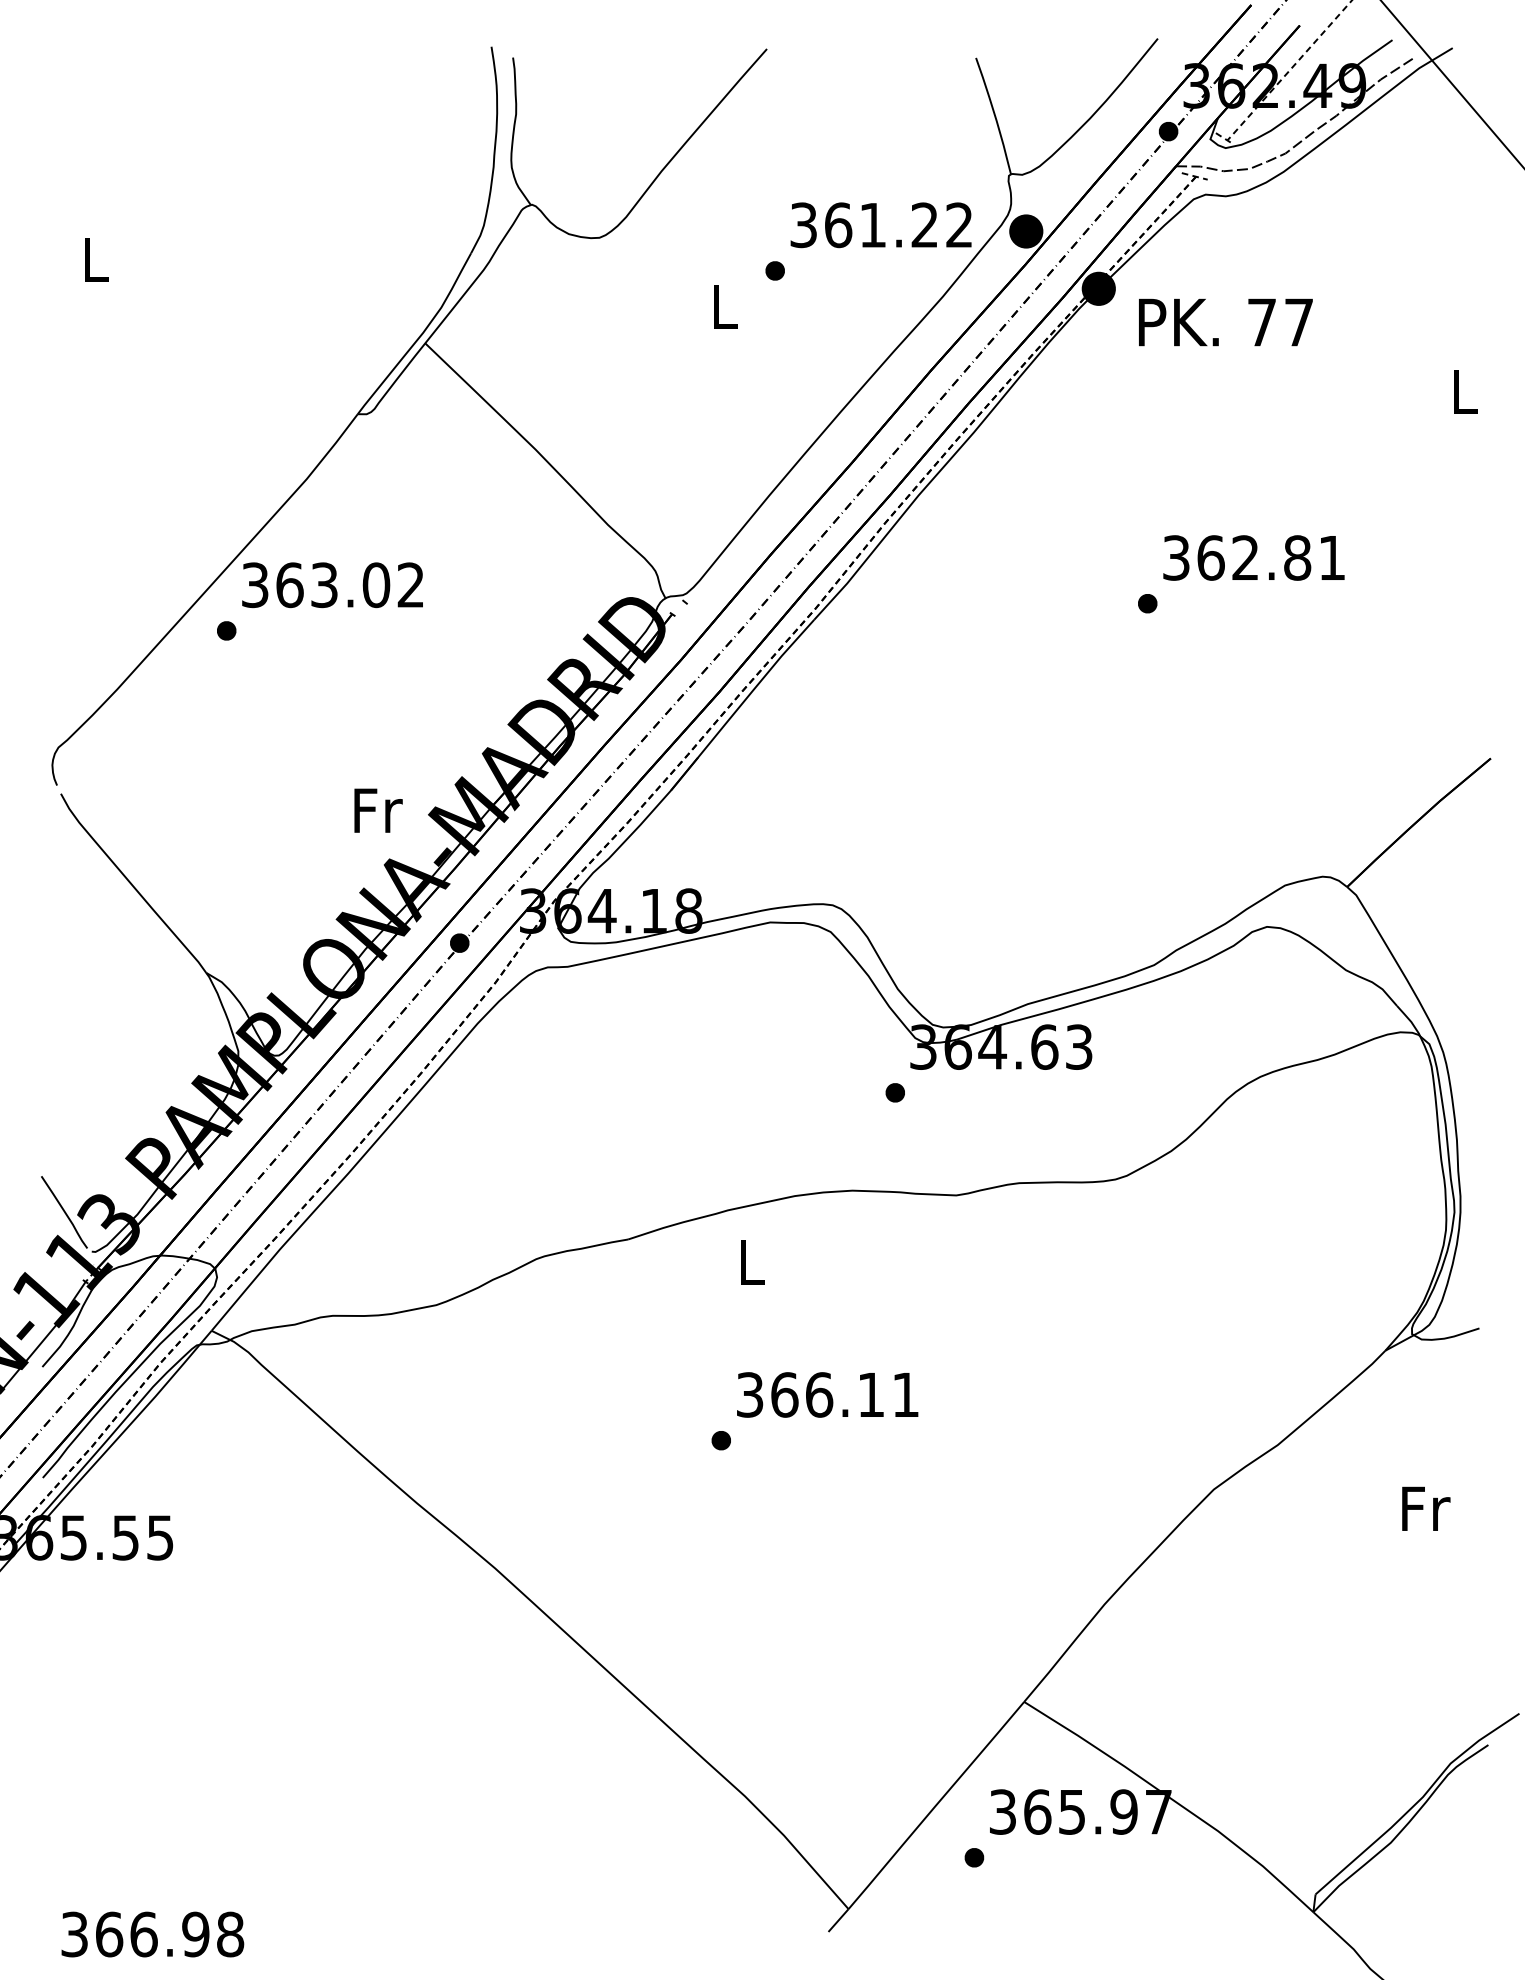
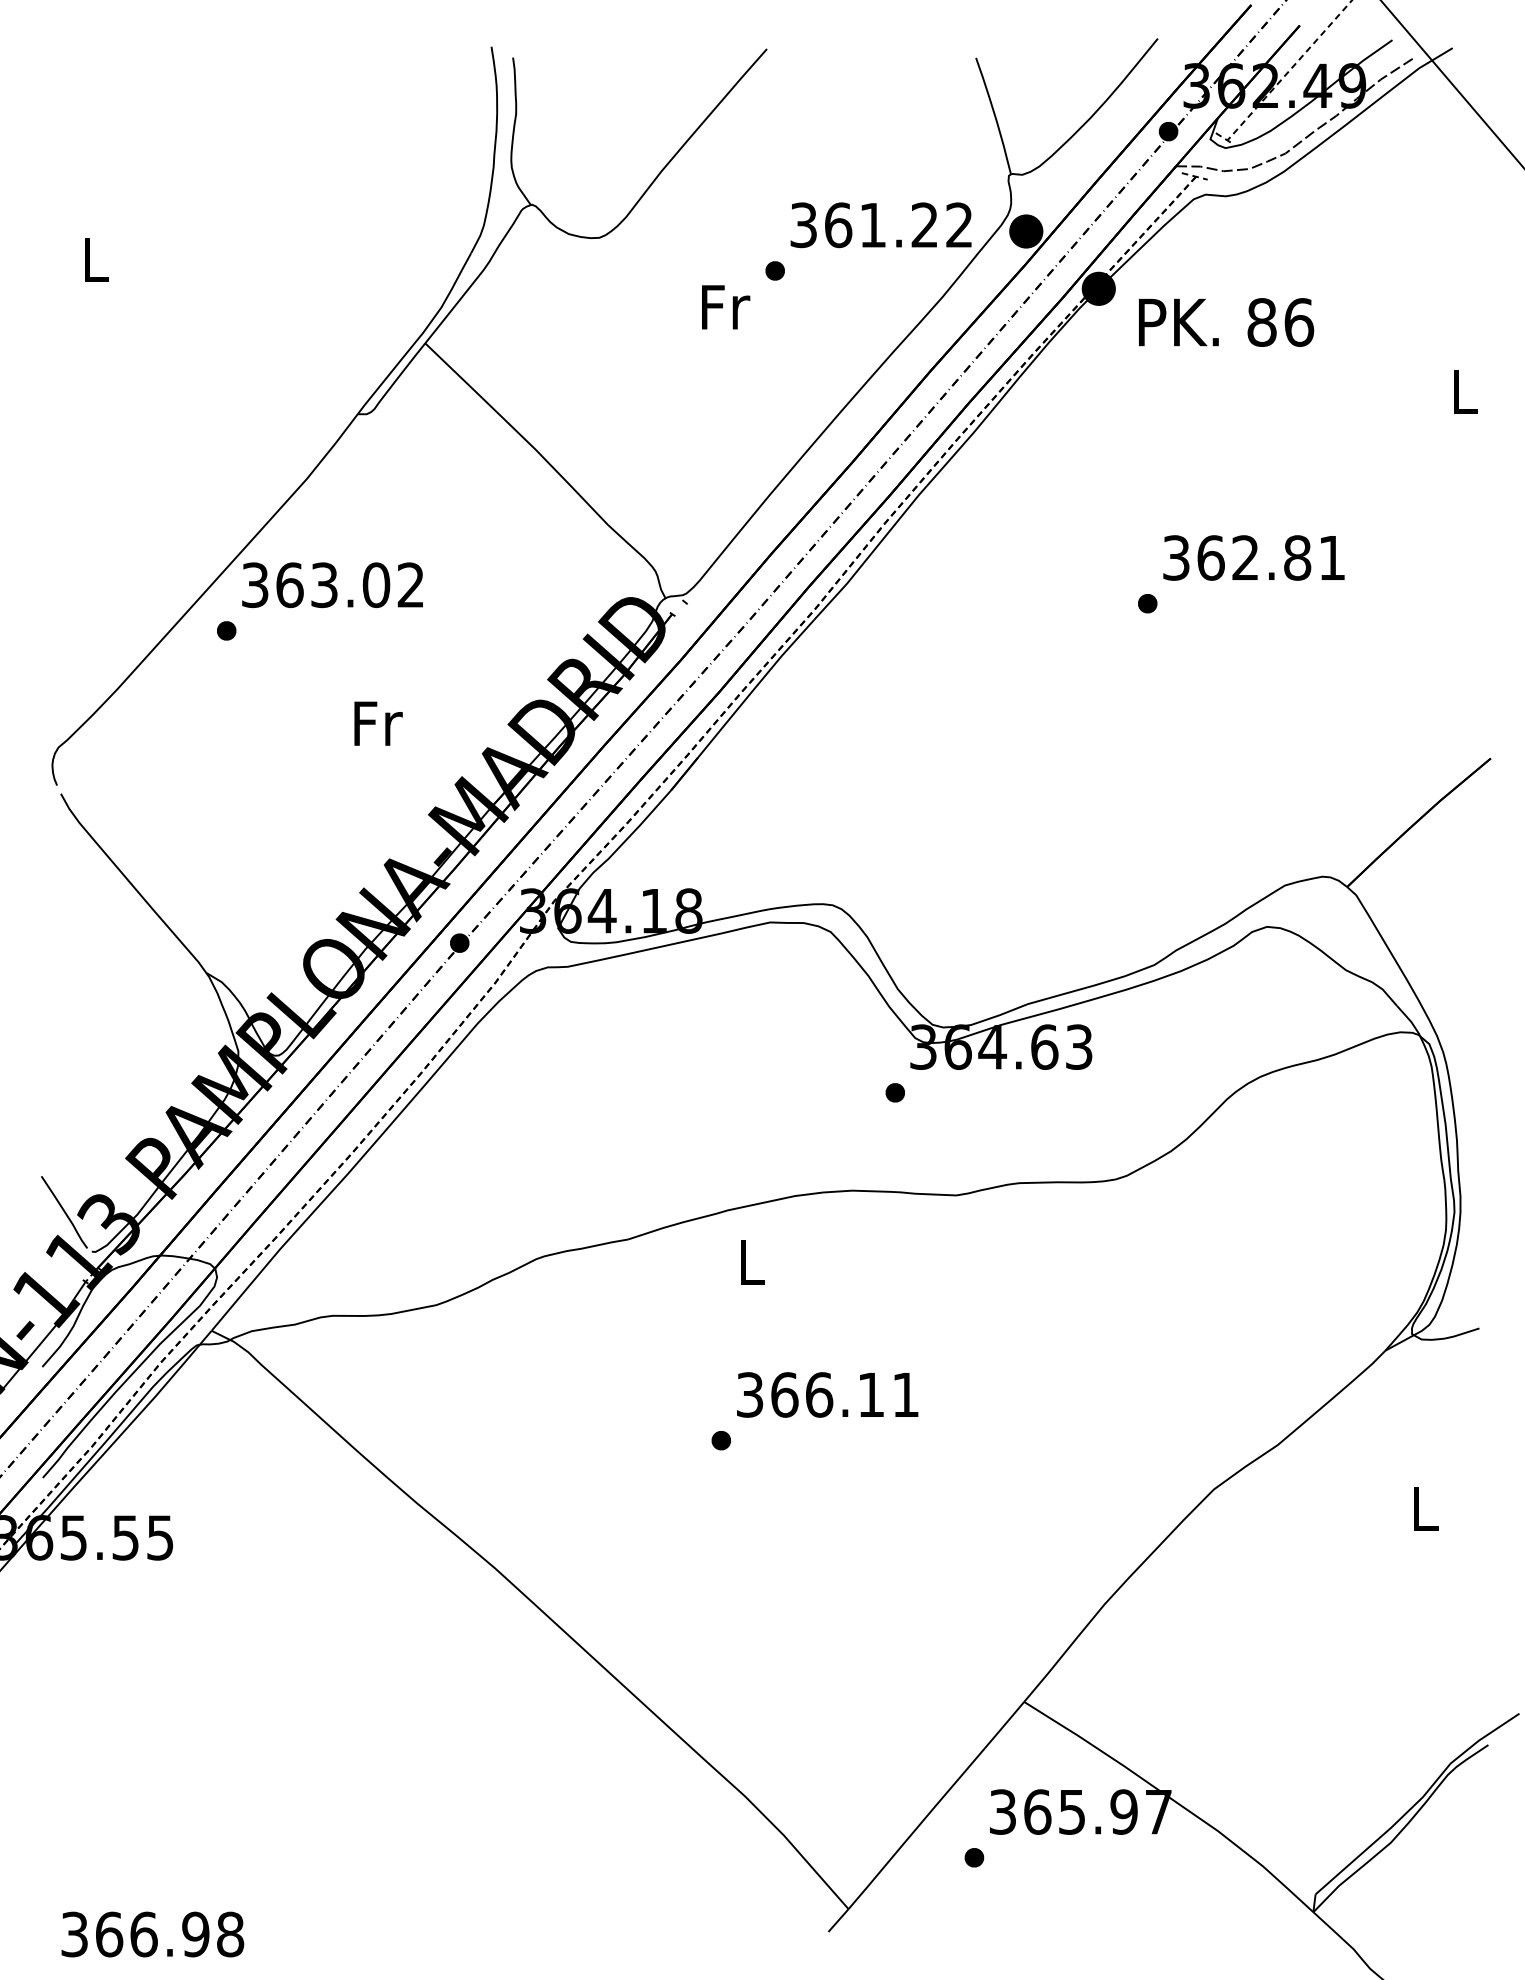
text: L -> Fr (726, 307)
text: 77 -> 86 (1280, 322)
text position: (378, 810) -> (378, 723) (378, 723)
text: Fr -> L (1426, 1508)
